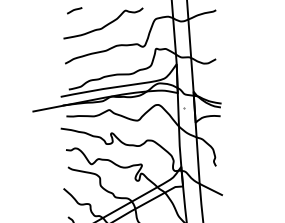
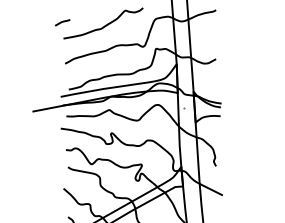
curve position: (74, 10) -> (62, 22) (62, 22)
